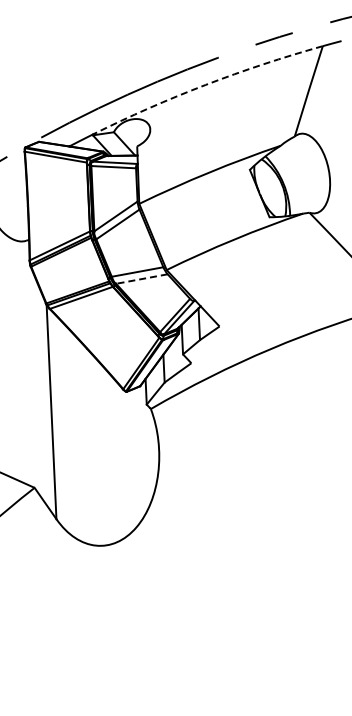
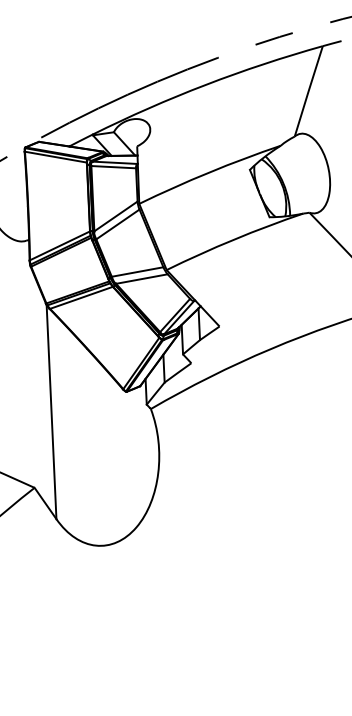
arc: dashed -> solid (205, 84)
line: dashed -> solid (141, 279)
